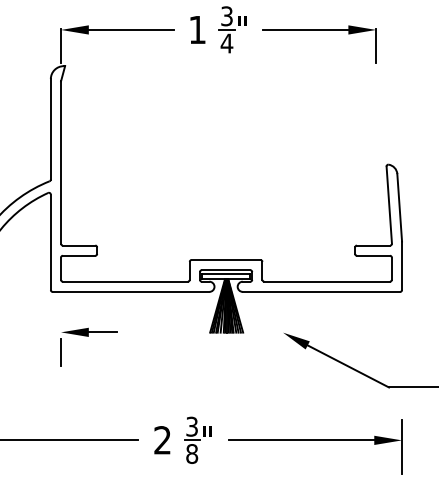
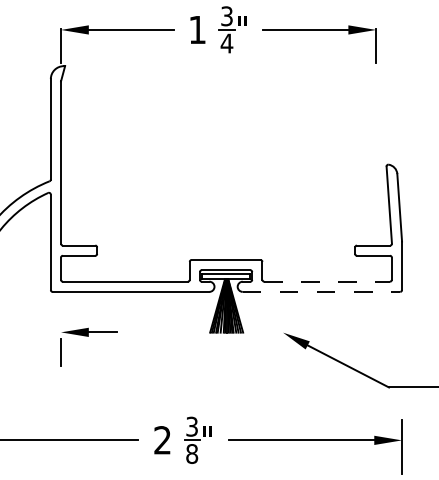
line: solid -> dashed (327, 281)
line: solid -> dashed (321, 291)
